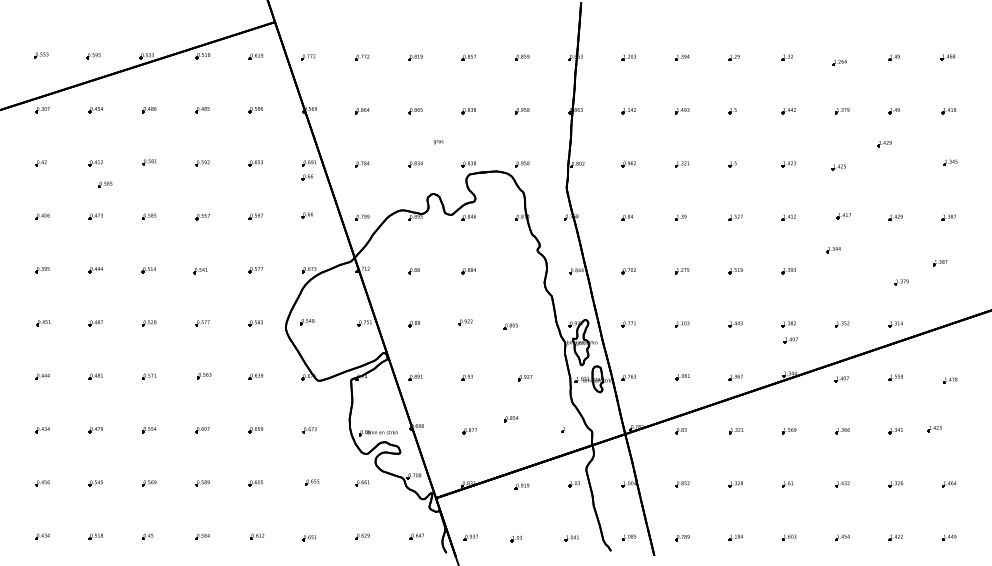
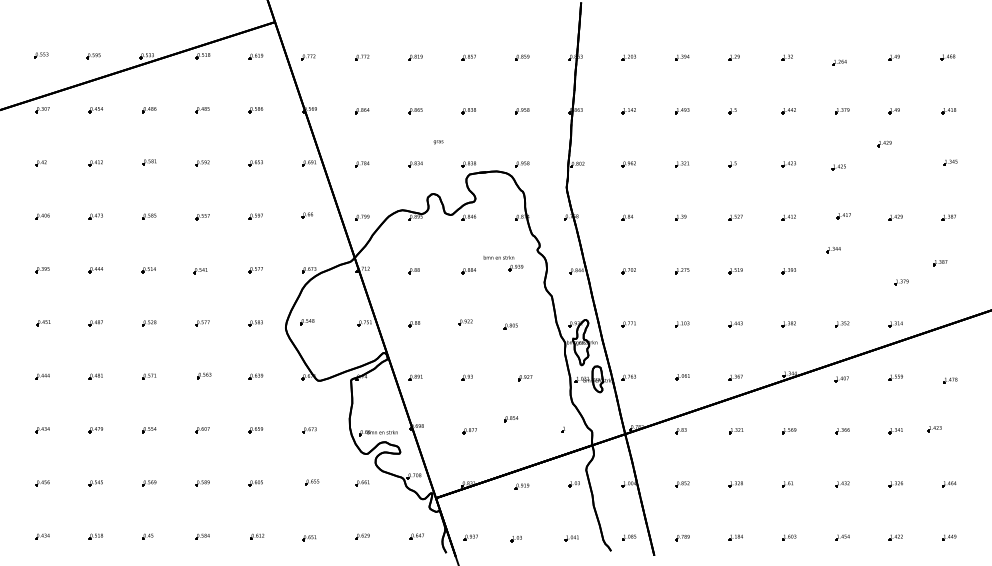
part: present -> none (306, 177)
part: present -> none (105, 184)
part: none -> present (503, 263)
part: present -> none (790, 340)
